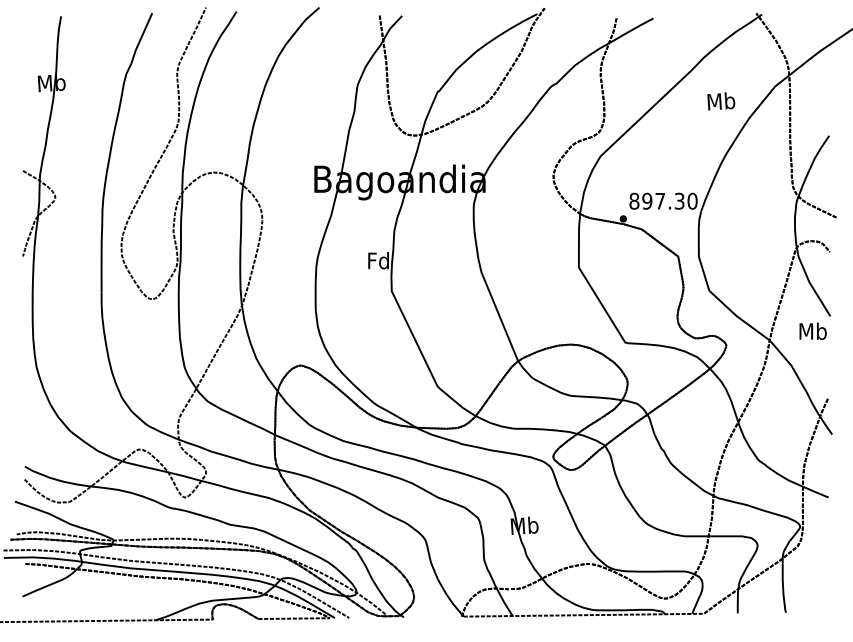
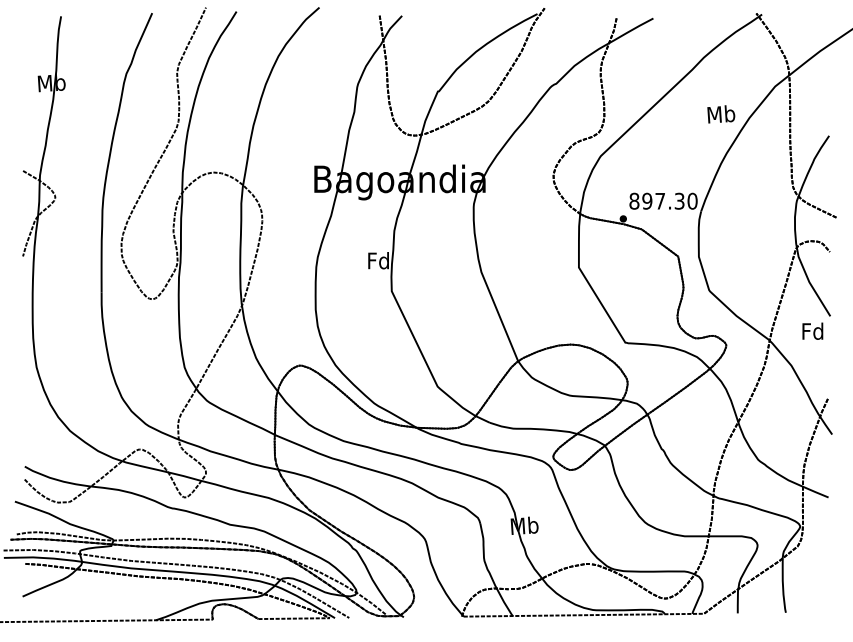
text position: (721, 101) -> (721, 114) (721, 114)
text: Mb -> Fd (812, 330)
